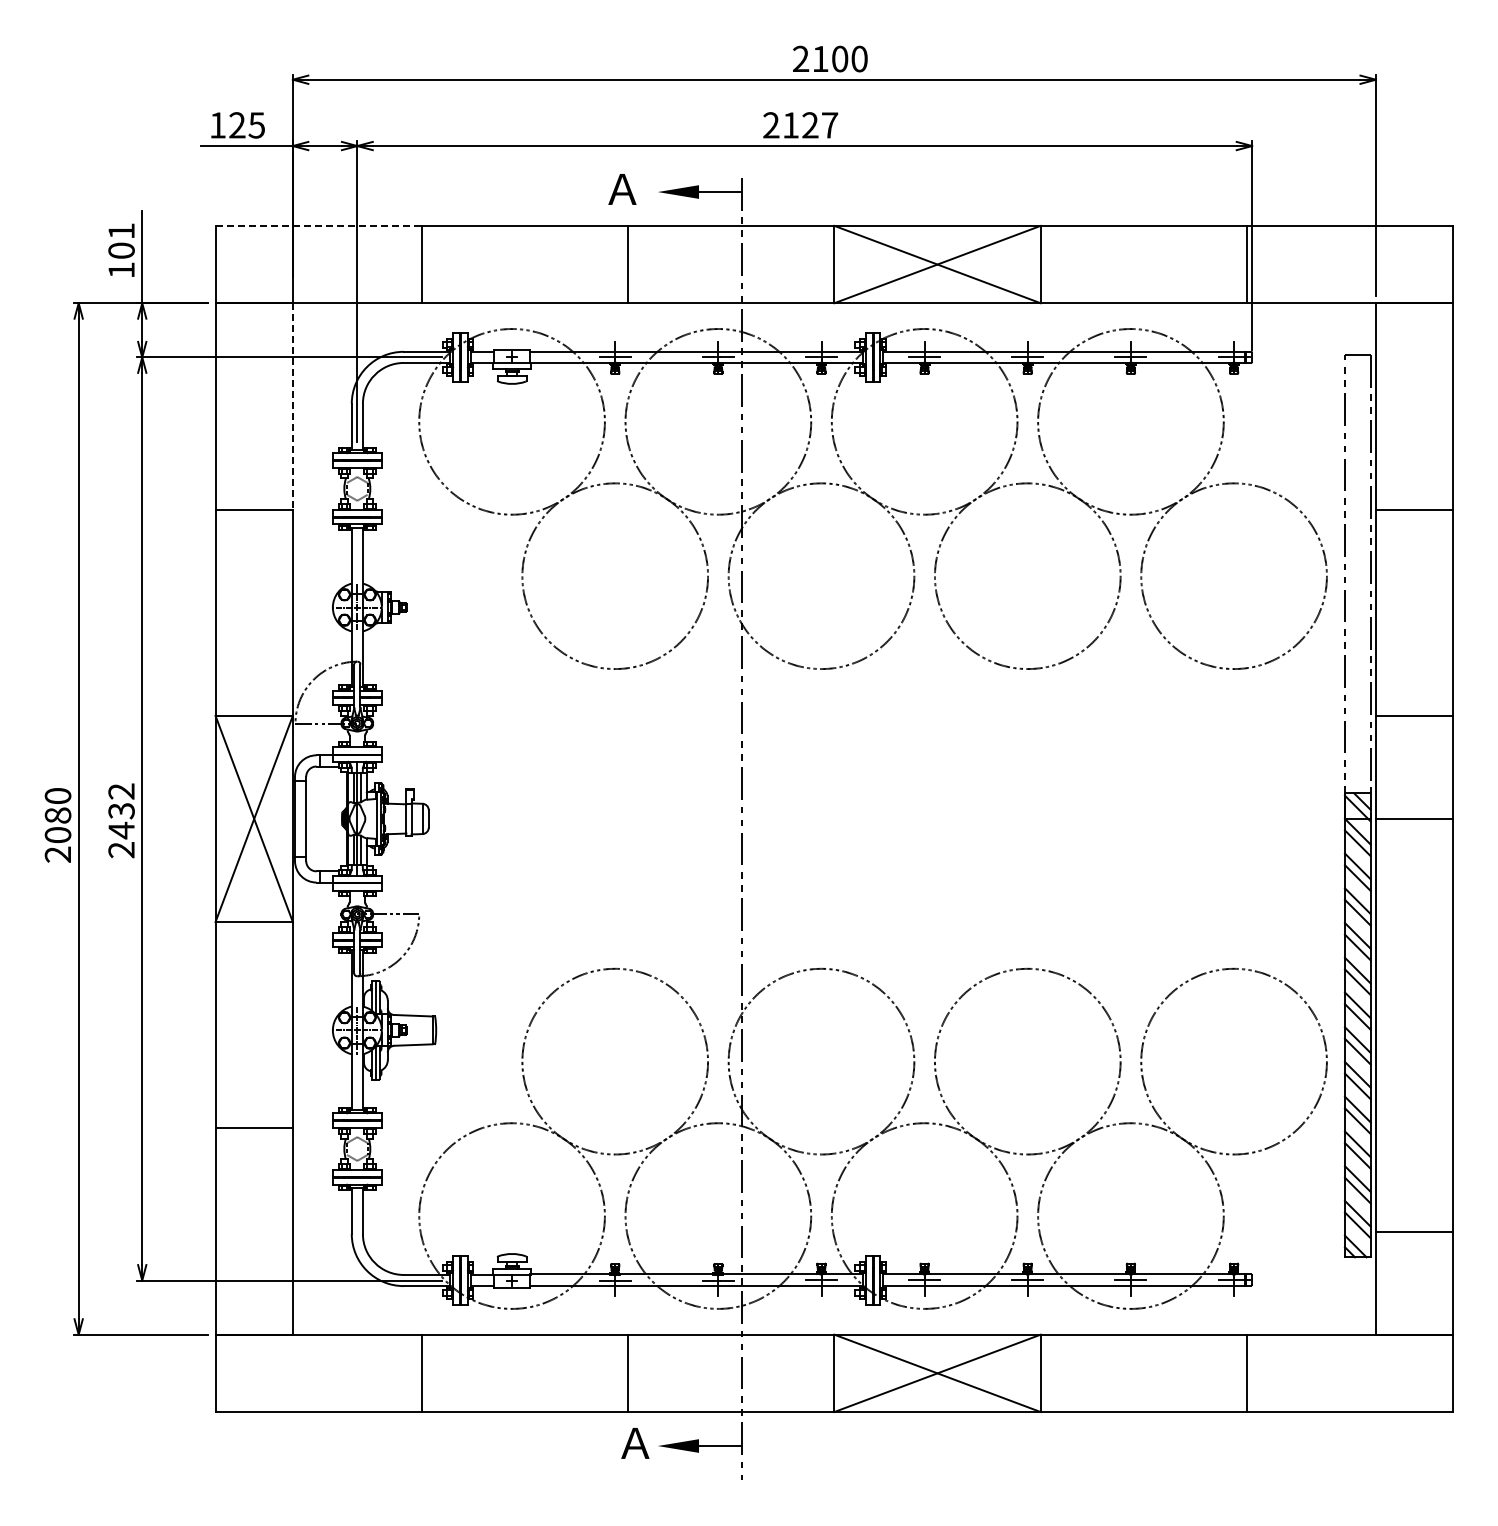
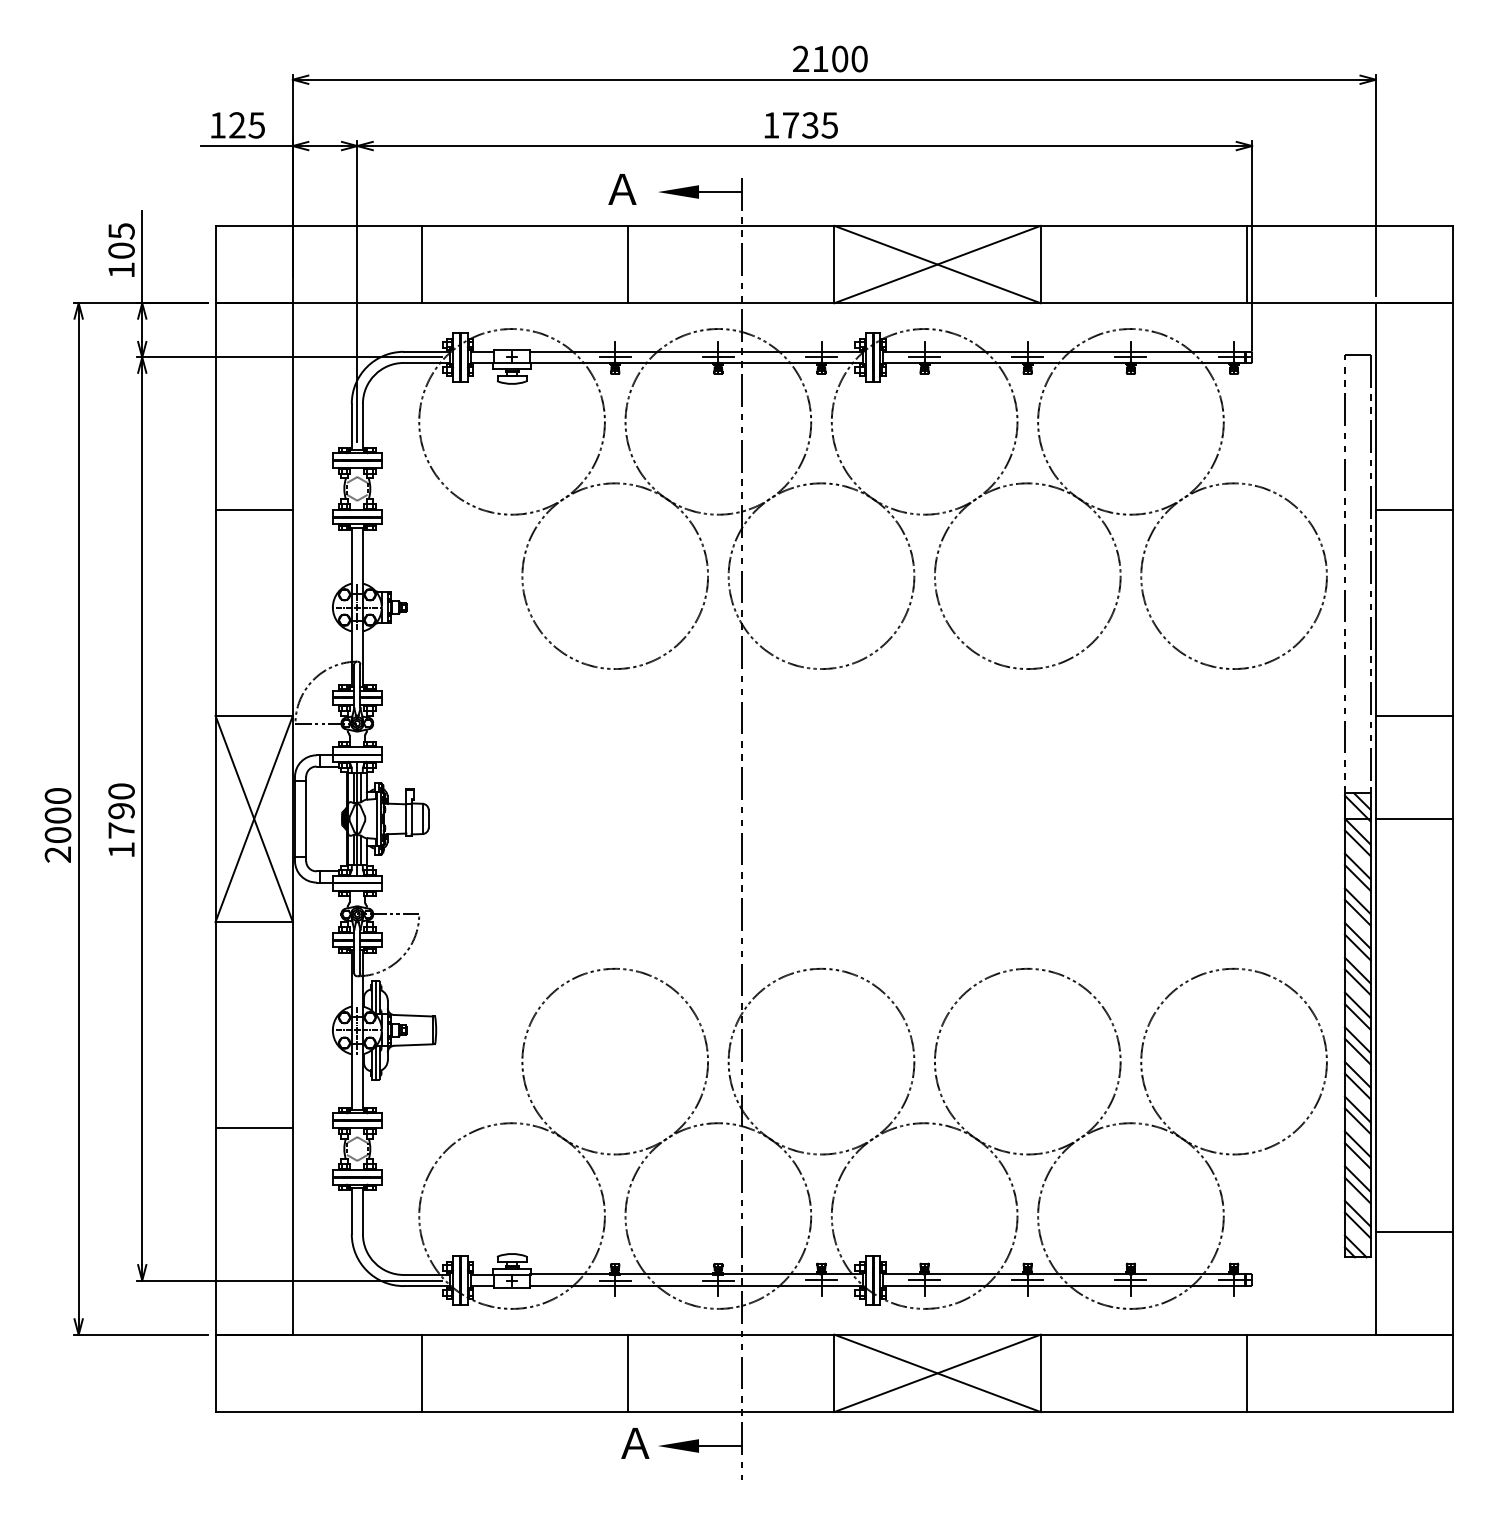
text: 2127 -> 1735 (800, 125)
line: dashed -> solid (319, 225)
text: 101 -> 105 (121, 231)
line: dashed -> solid (292, 406)
text: 2080 -> 2000 (58, 815)
text: 2432 -> 1790 (121, 820)
